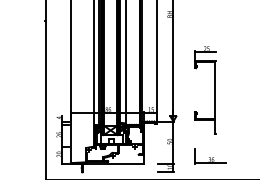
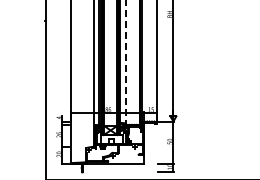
line: solid -> dashed (125, 62)
part: present -> none (214, 90)
part: present -> none (210, 156)
